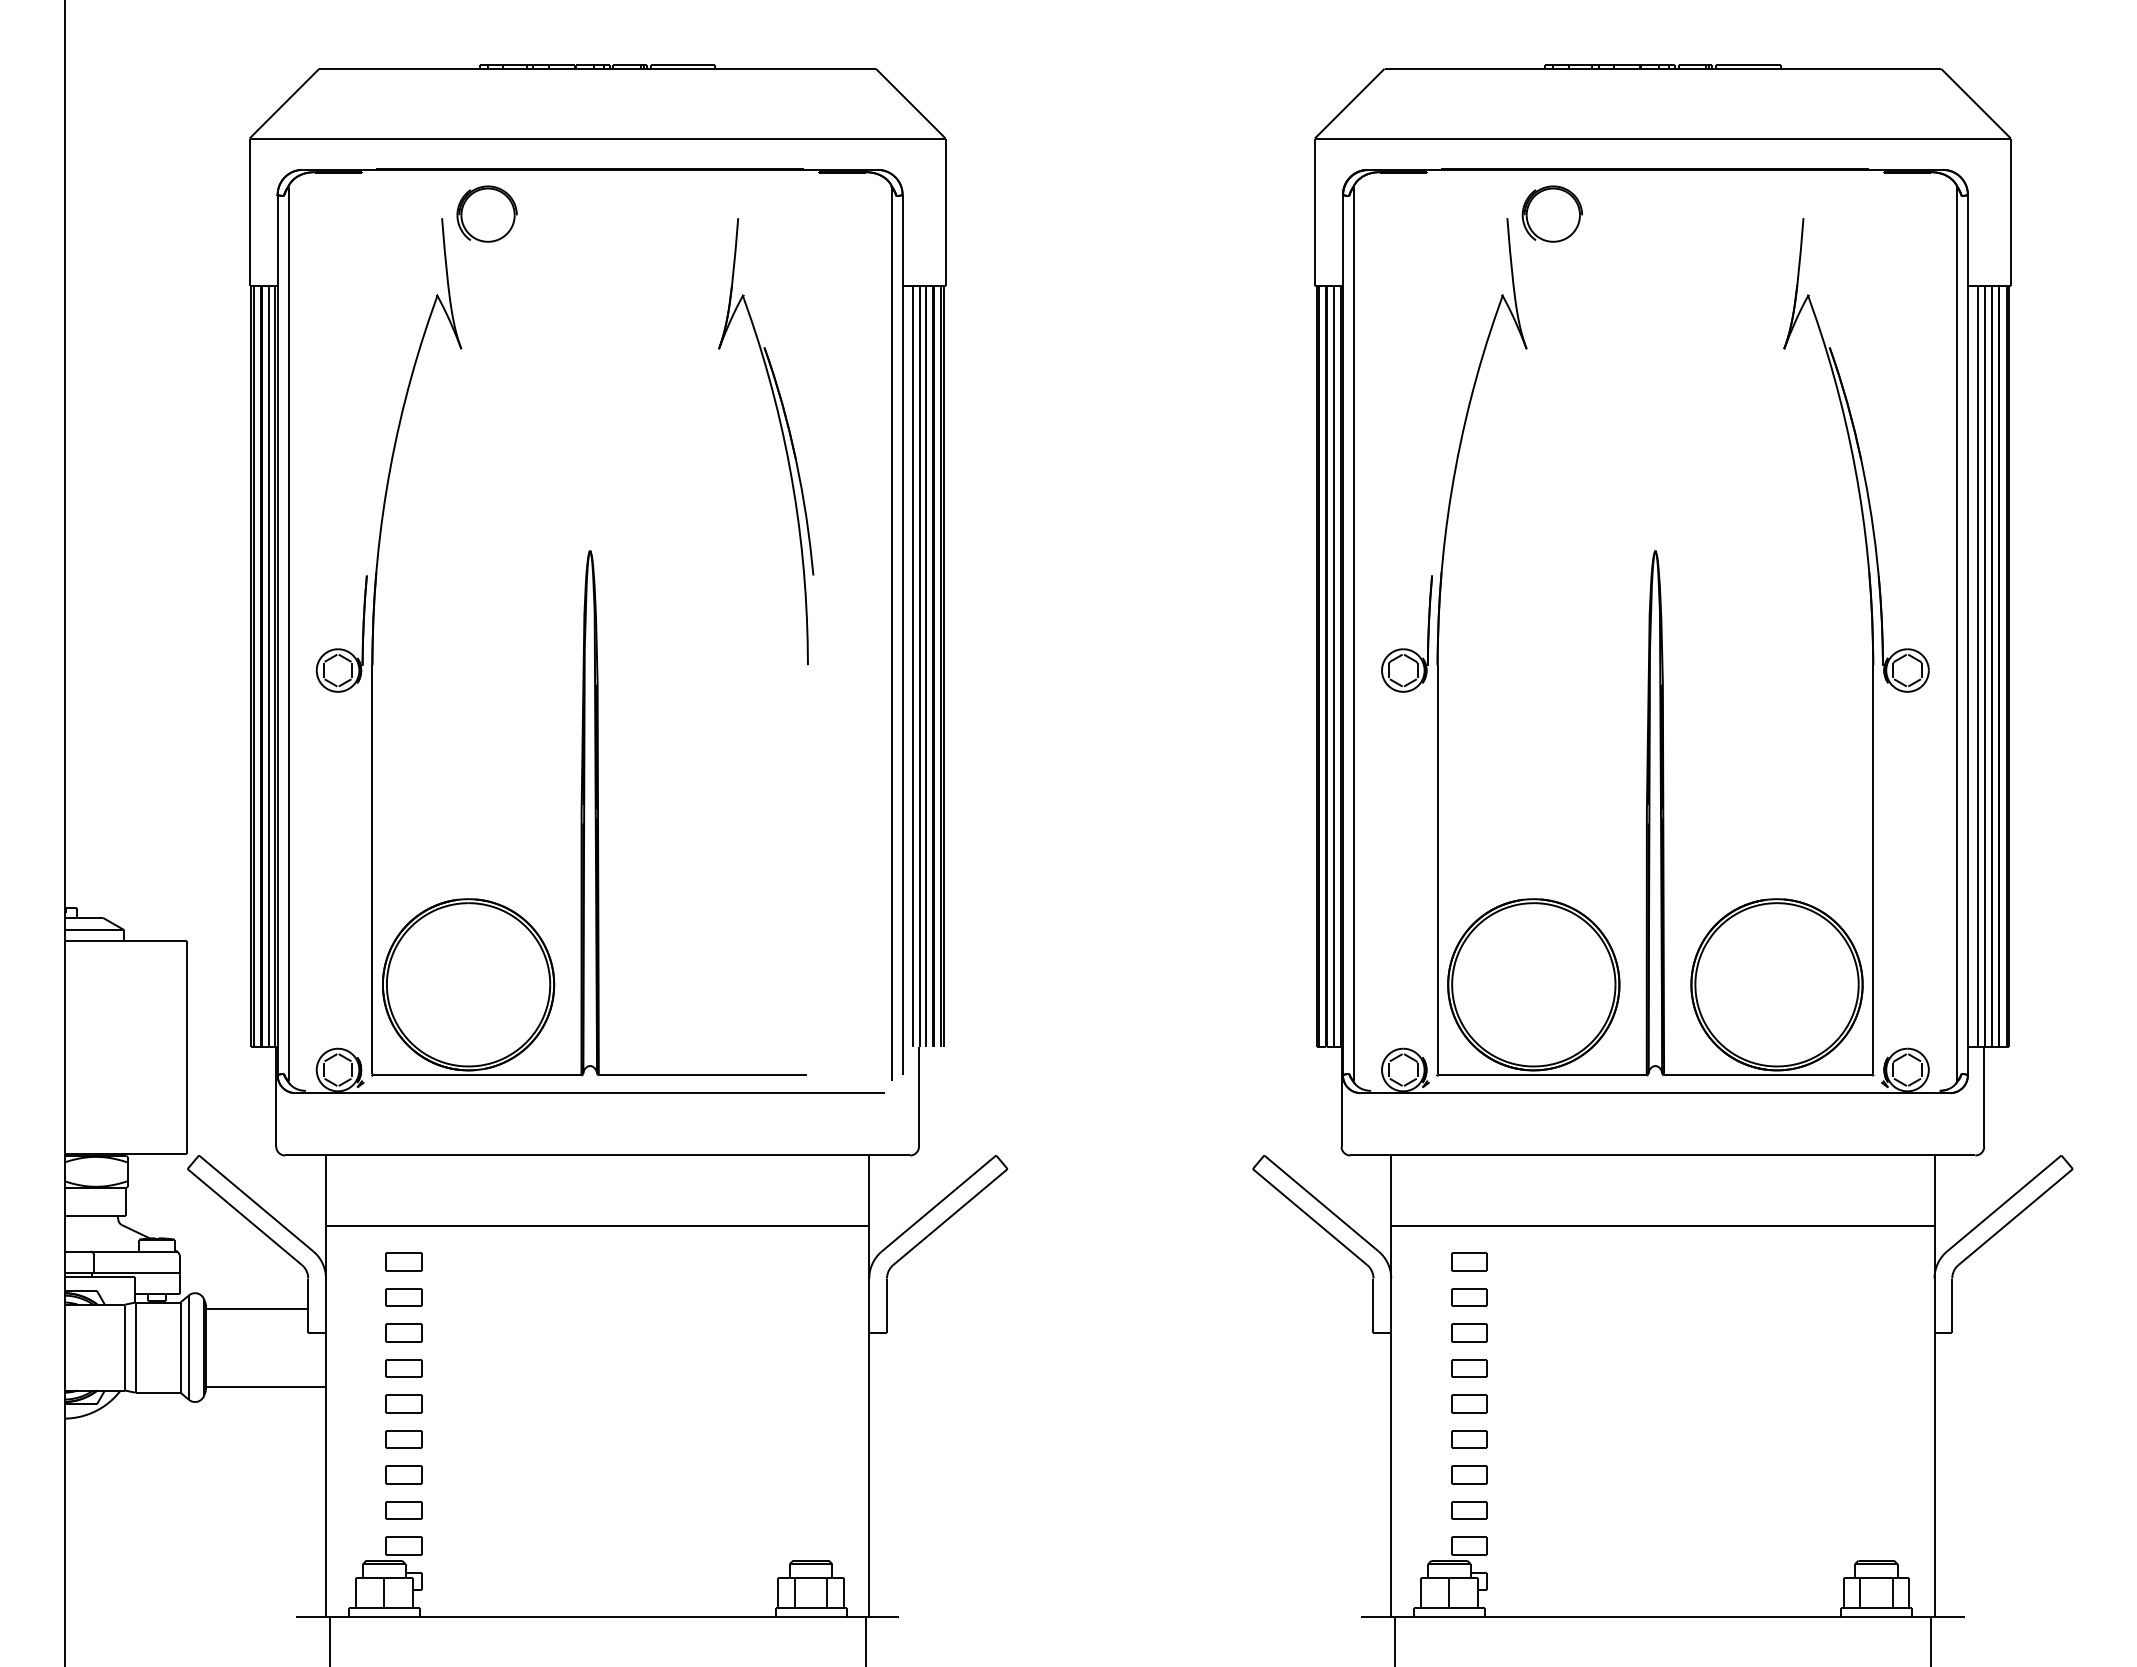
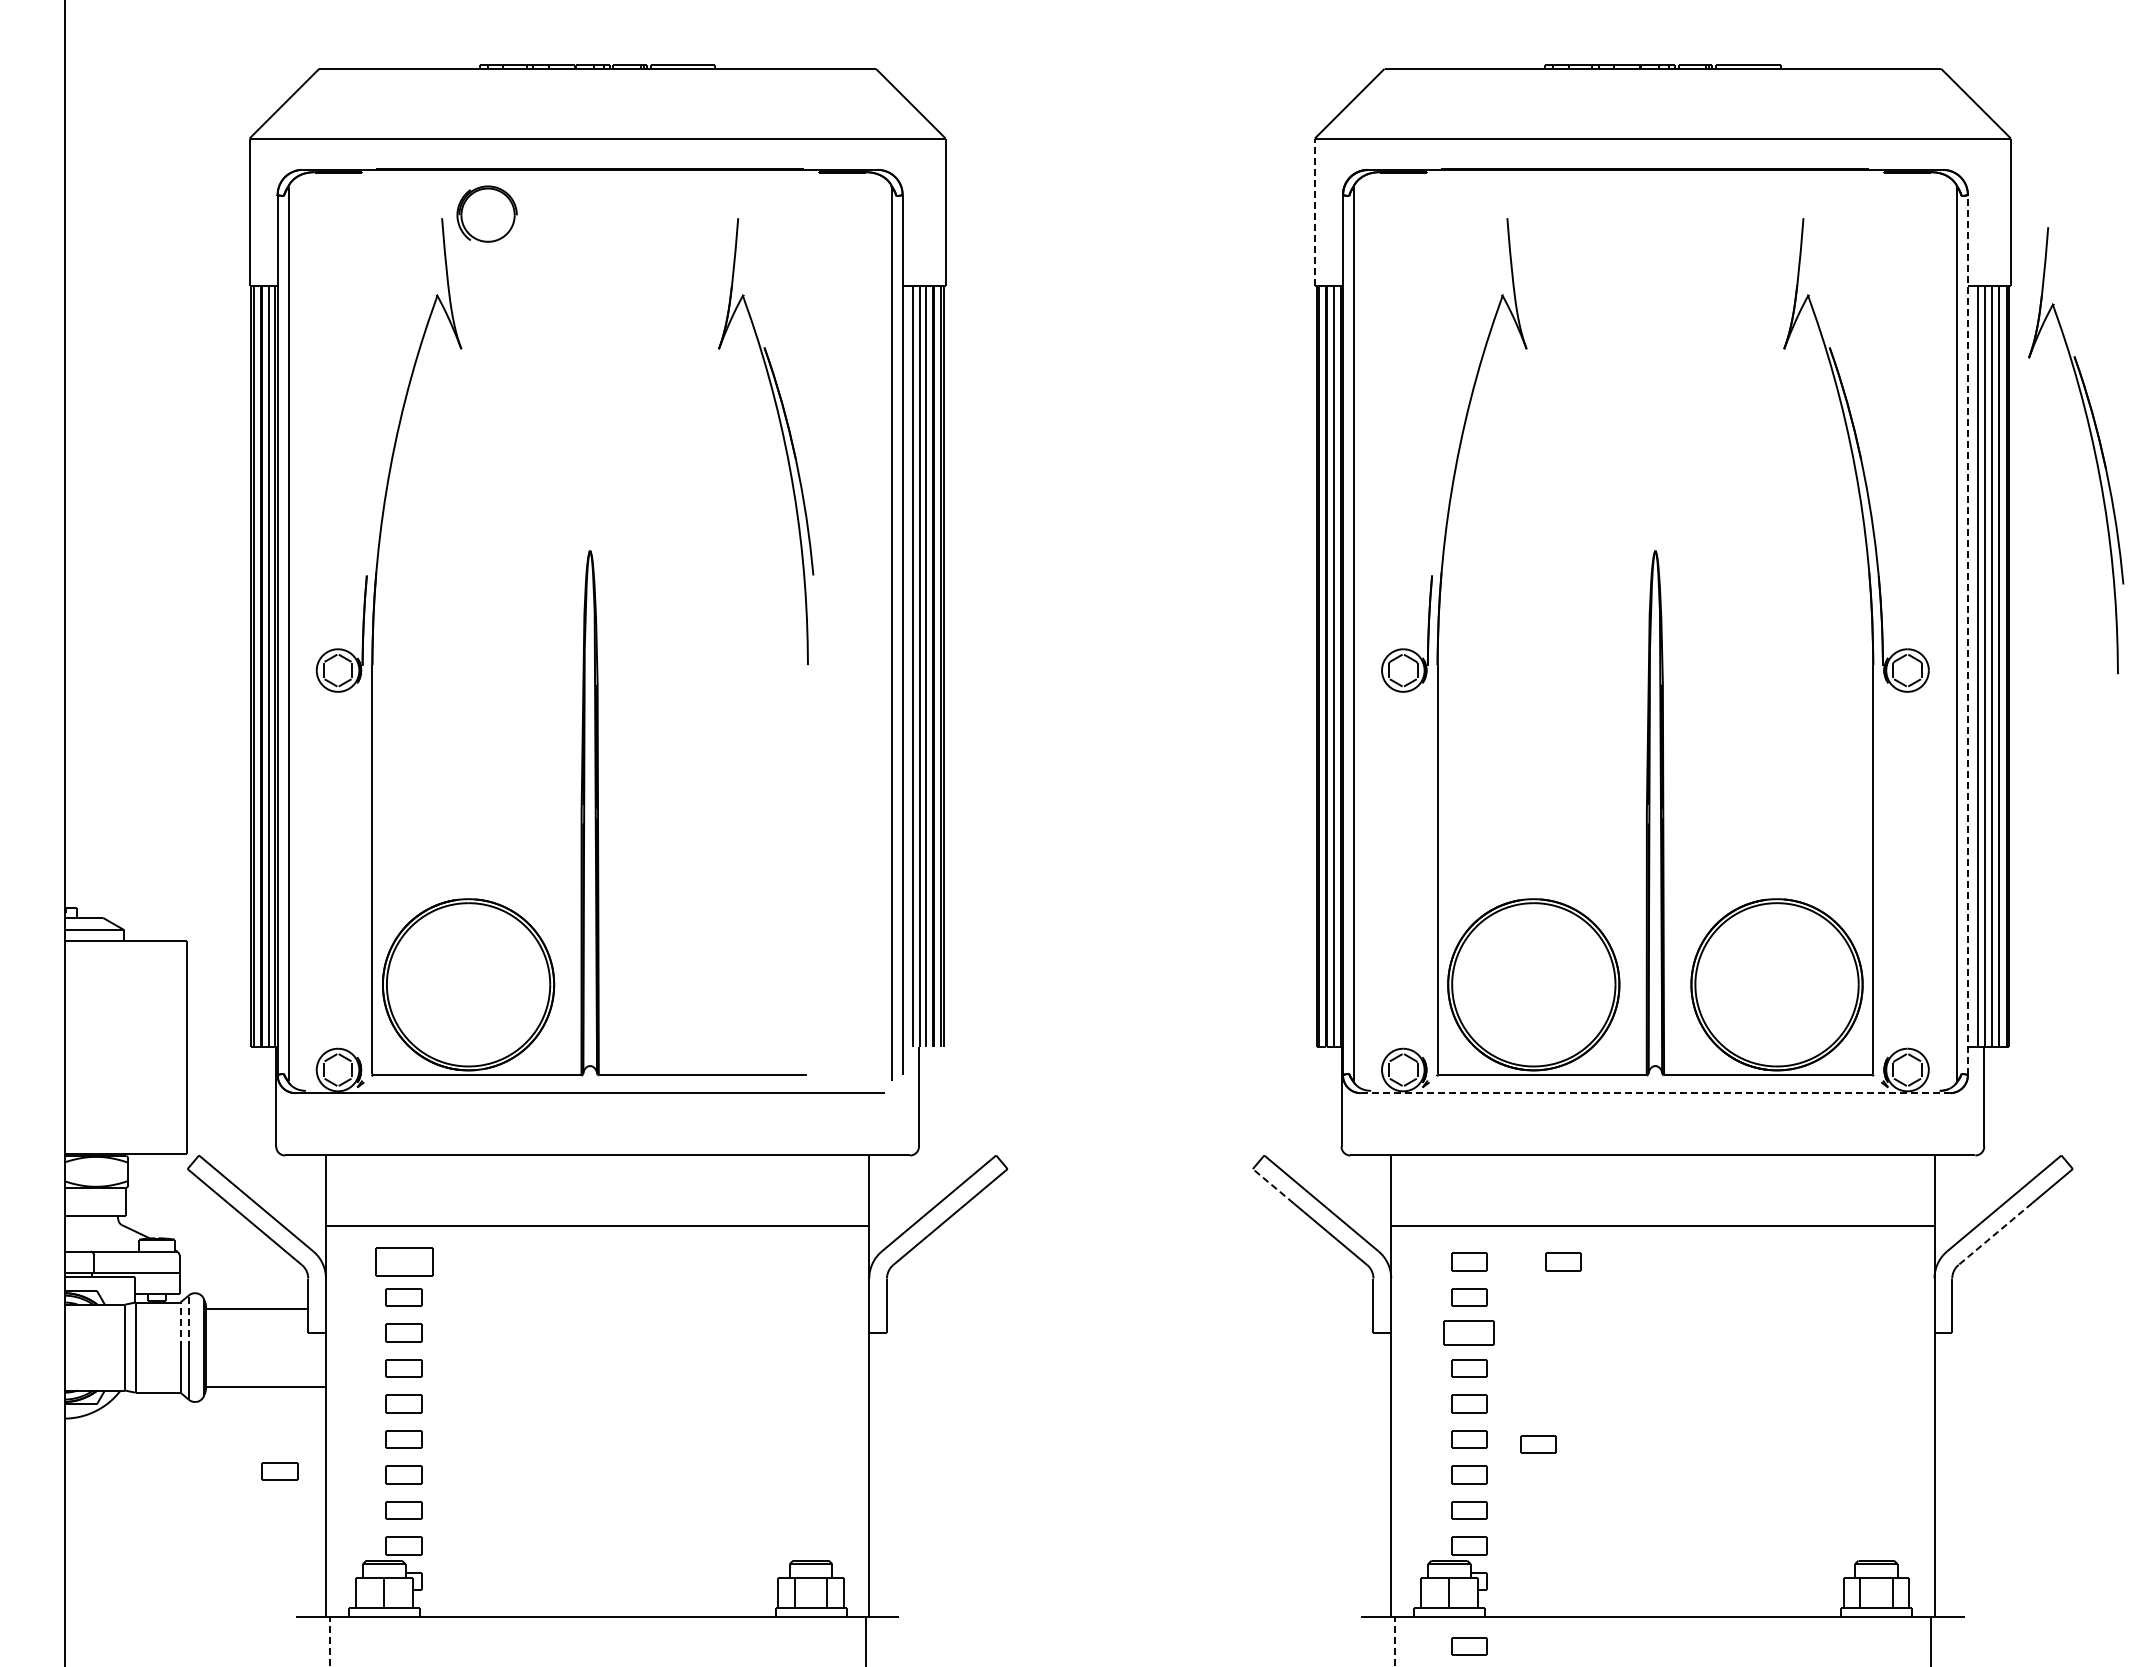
line: solid -> dashed (1314, 212)
part: present -> none (1551, 213)
part: none -> present (2092, 446)
line: solid -> dashed (1967, 634)
line: solid -> dashed (1655, 1093)
line: solid -> dashed (1273, 1186)
line: solid -> dashed (1995, 1234)
part size: 38x20 px -> 59x30 px (404, 1261)
part: none -> present (1563, 1261)
line: solid -> dashed (188, 1321)
line: solid -> dashed (180, 1325)
part size: 37x20 px -> 52x26 px (1468, 1332)
part: none -> present (1538, 1444)
part: none -> present (279, 1471)
line: solid -> dashed (329, 1641)
line: solid -> dashed (1394, 1641)
part: none -> present (1469, 1646)
